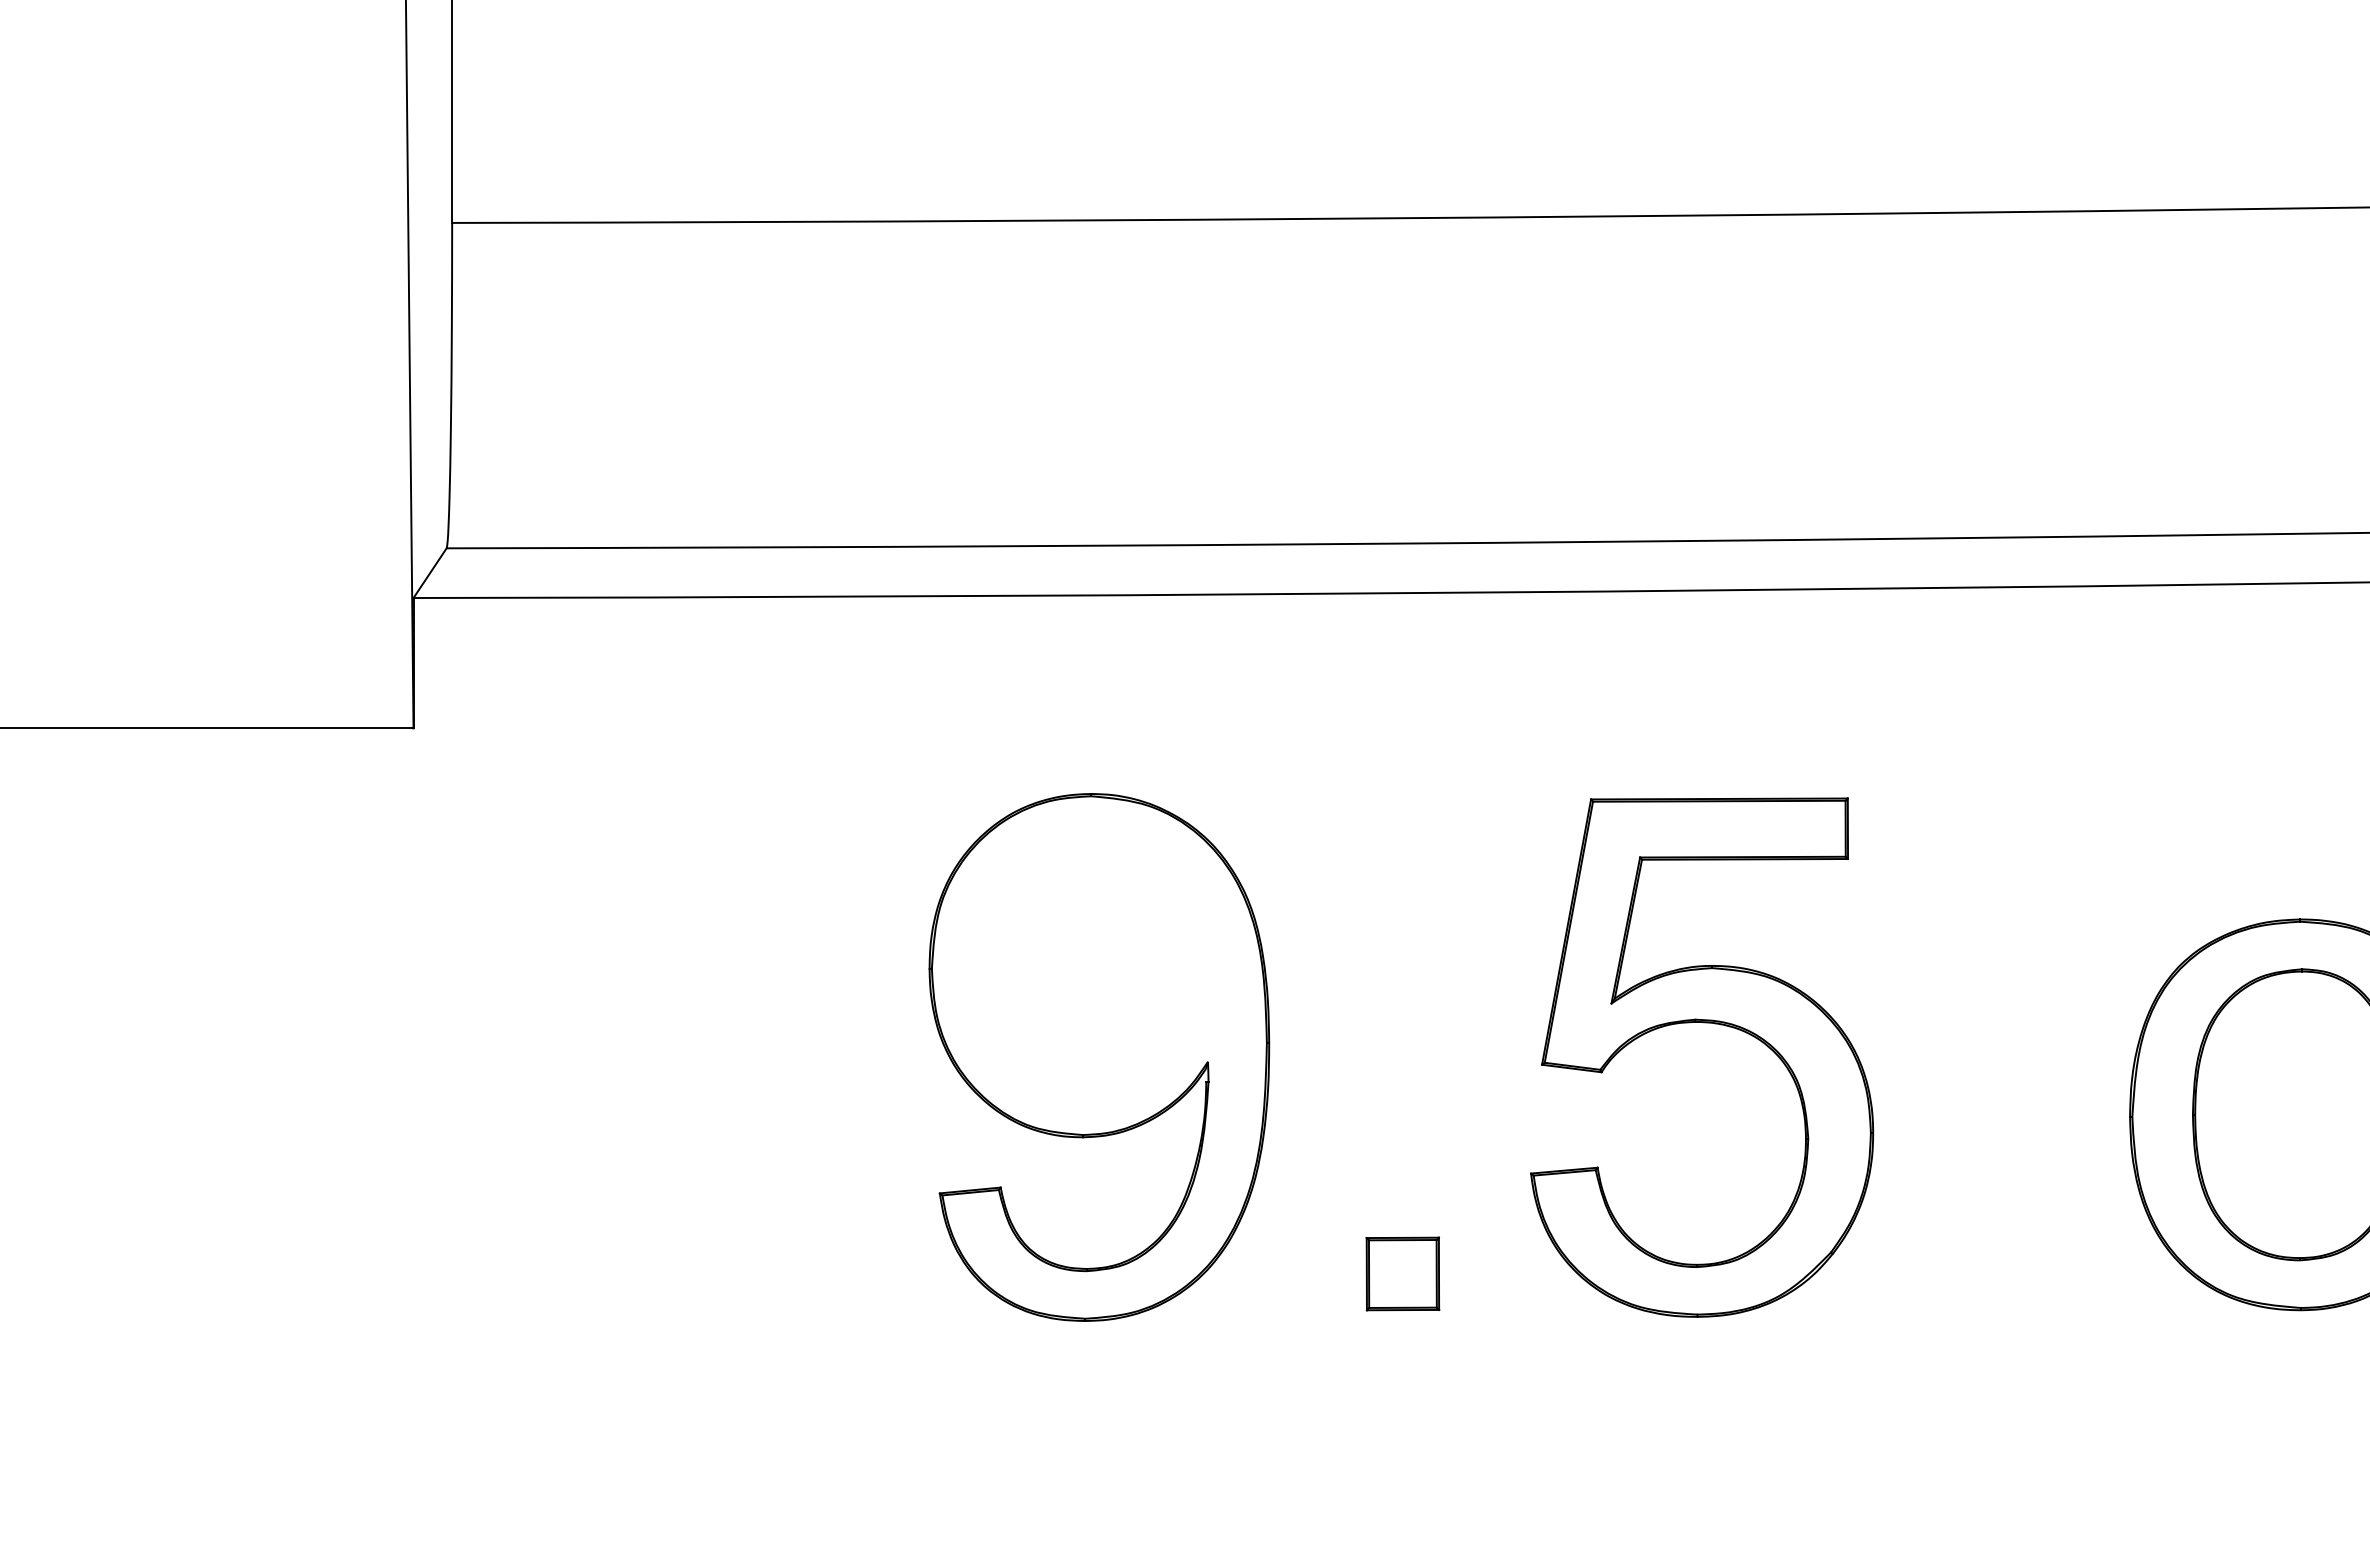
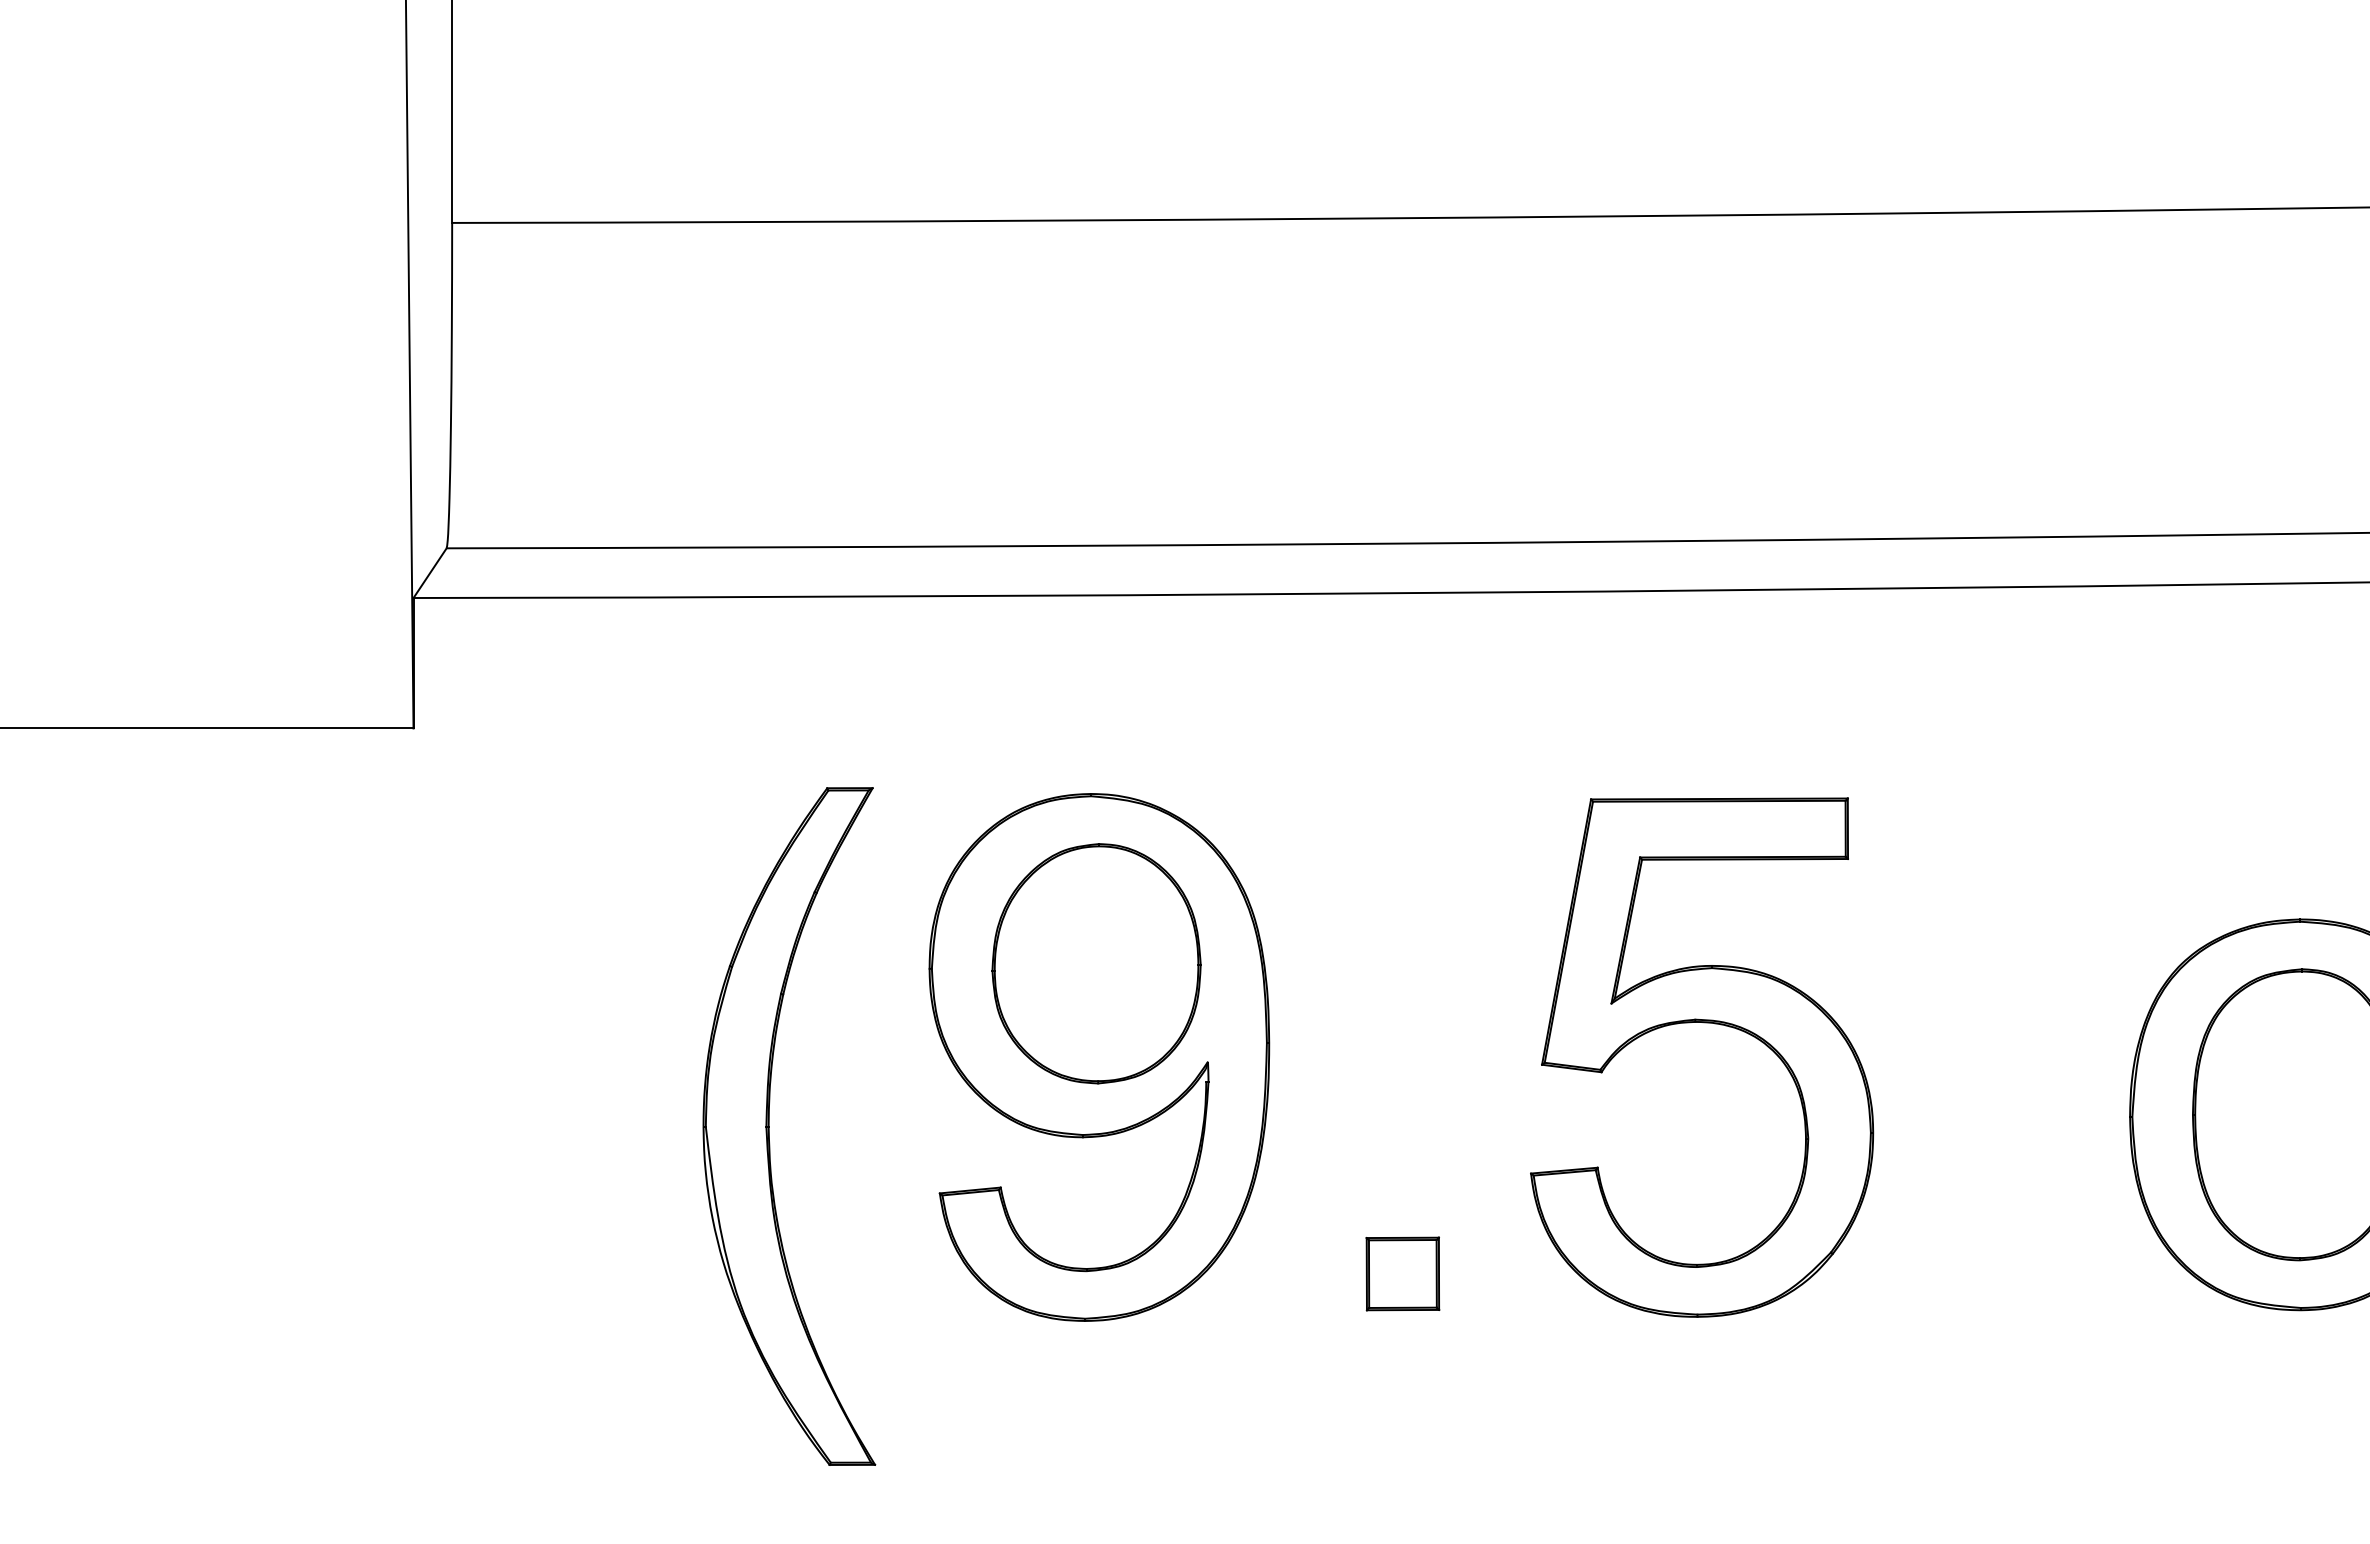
part: none -> present (1096, 963)
part: none -> present (769, 1126)
